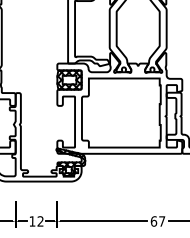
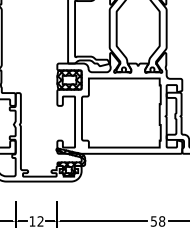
text: 67 -> 58 (157, 221)
